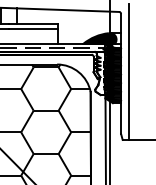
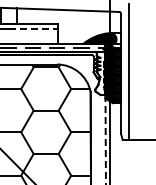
line: solid -> dashed (33, 28)
line: solid -> dashed (105, 139)
